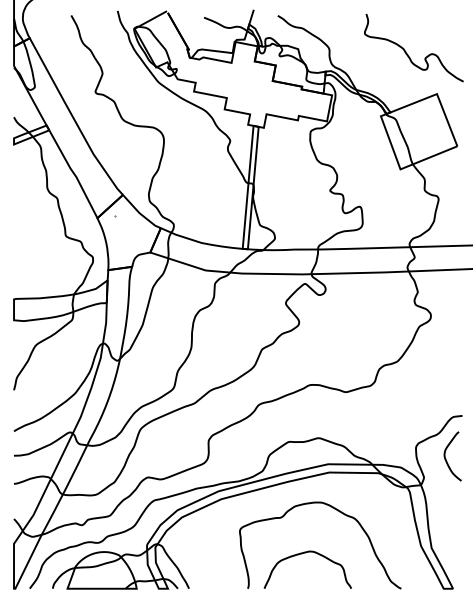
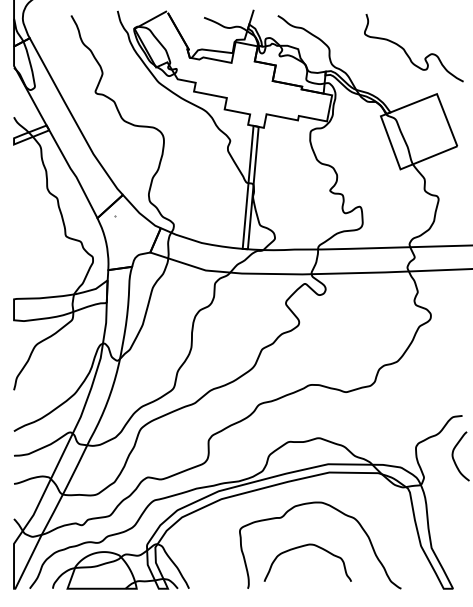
curve position: (446, 458) -> (454, 458) (454, 458)
curve position: (302, 554) -> (302, 547) (302, 547)
